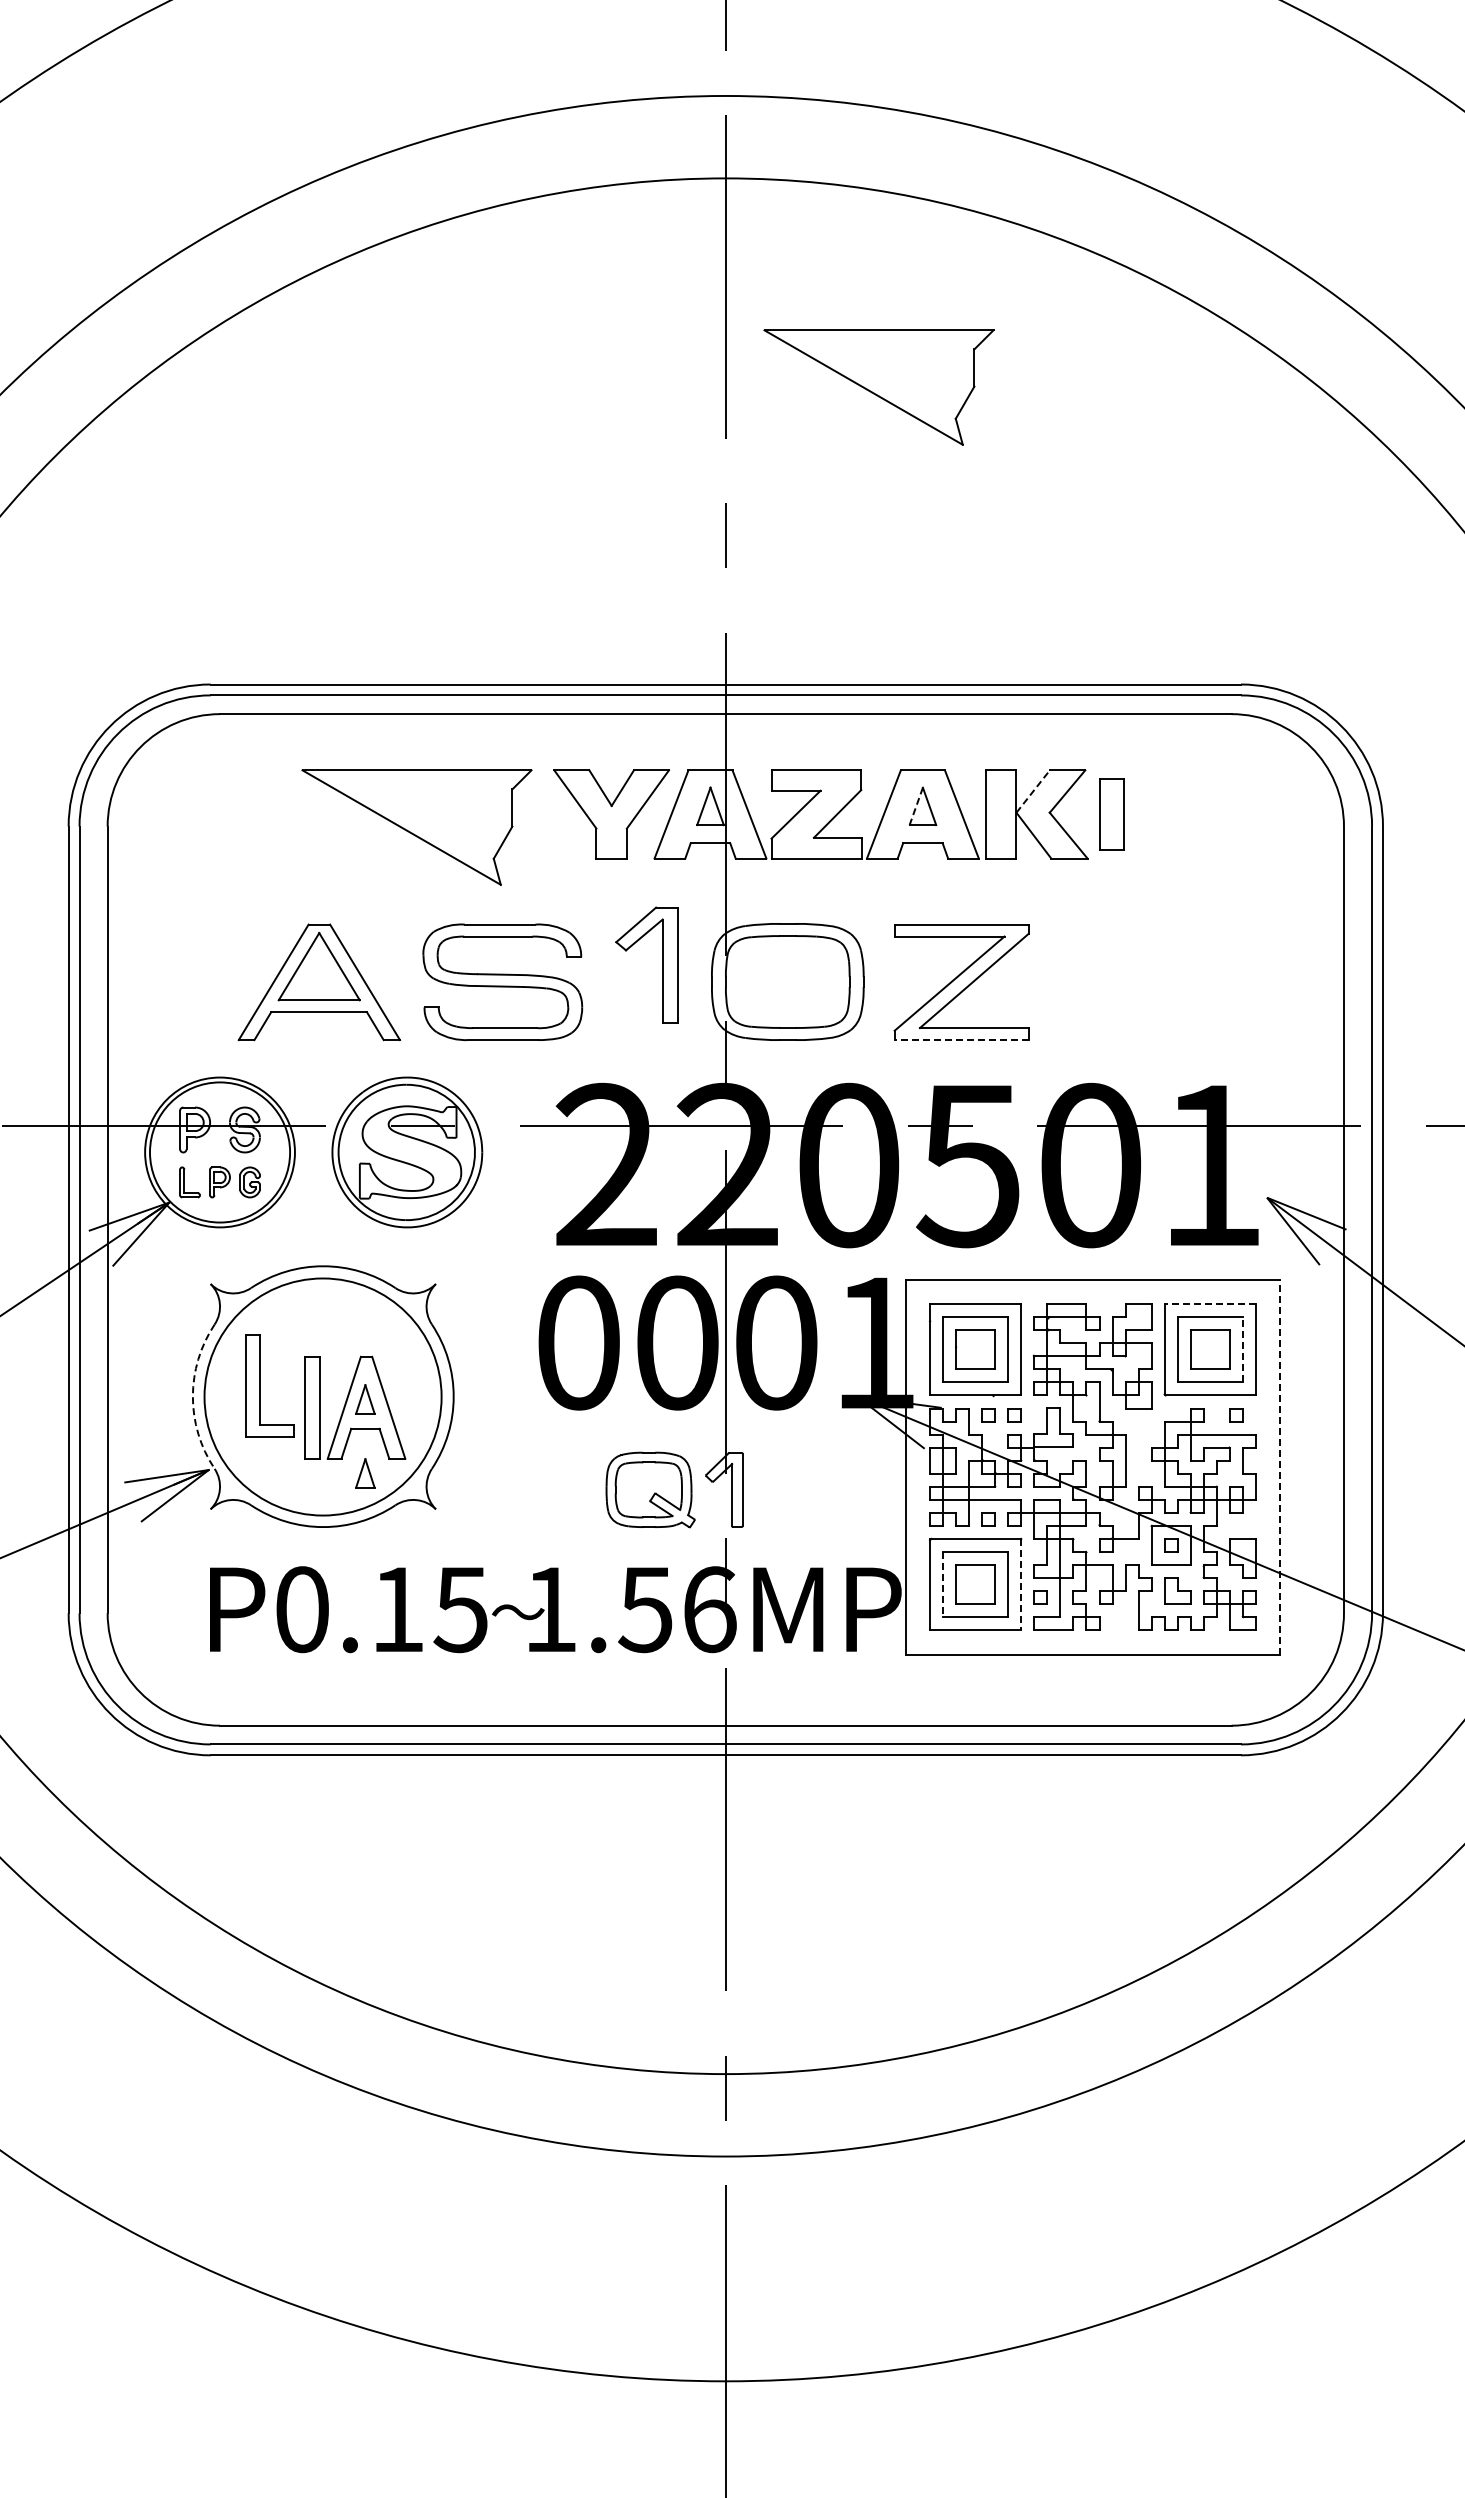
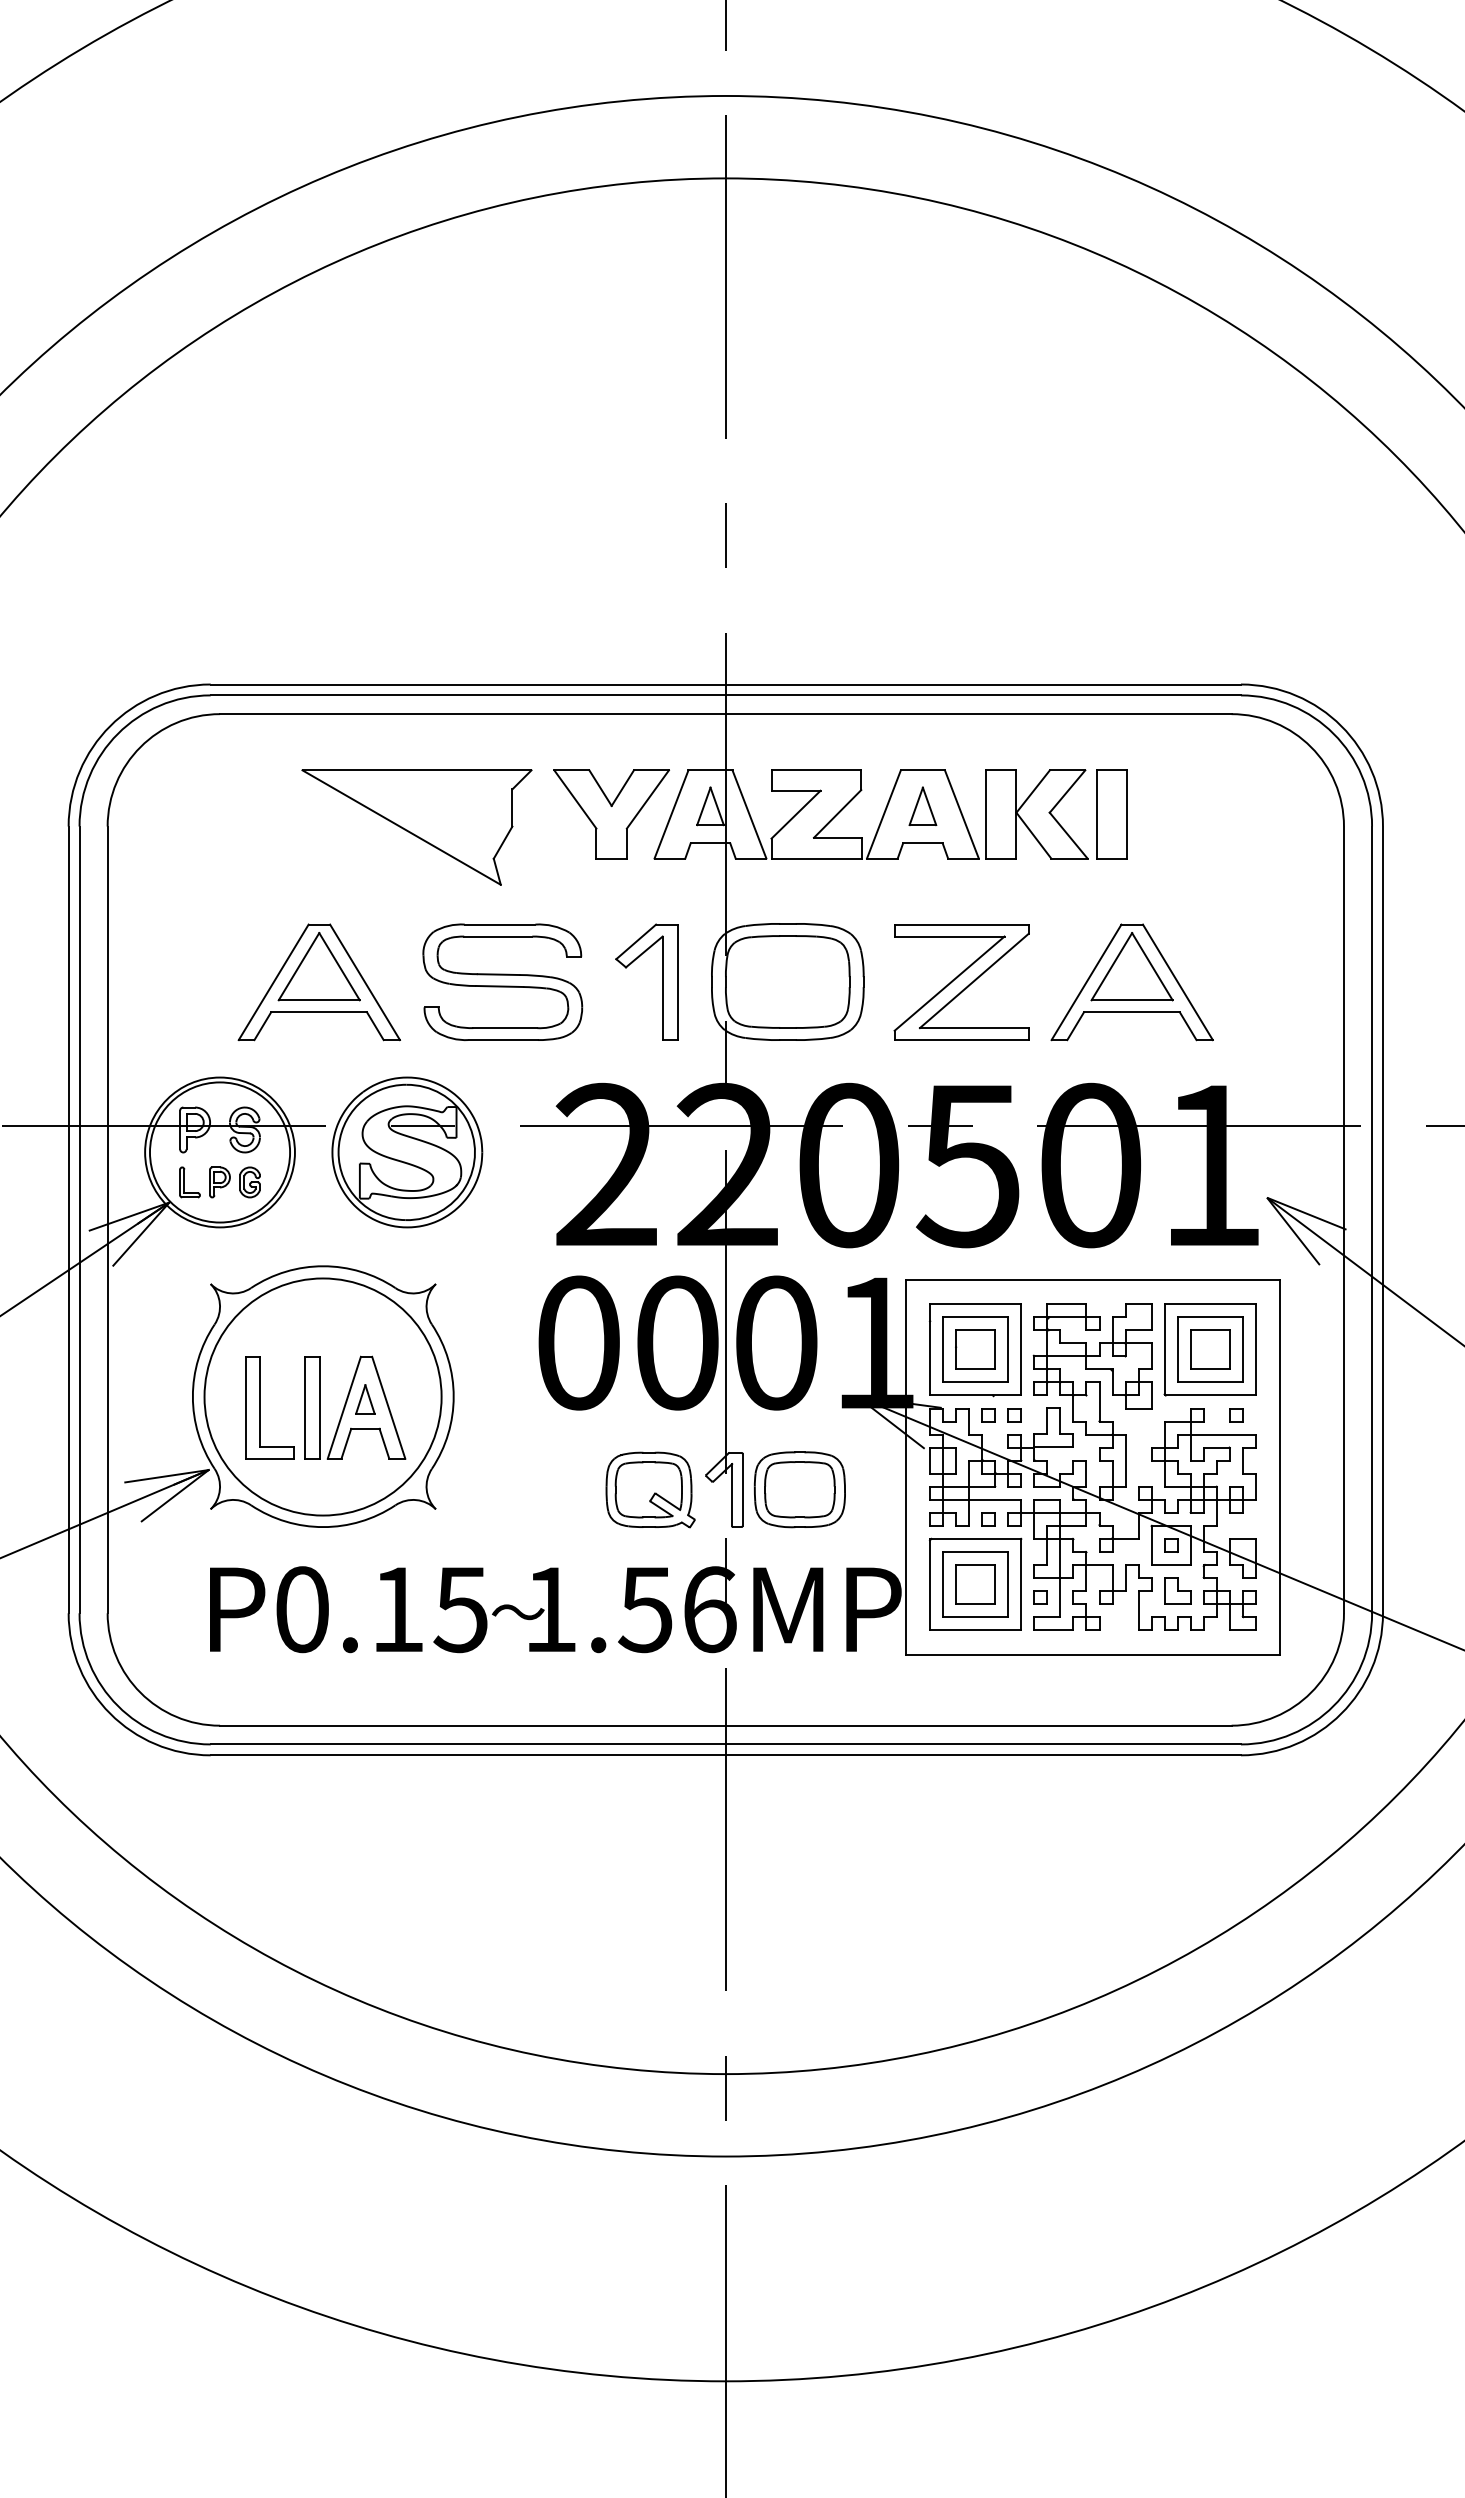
part: present -> none (878, 387)
line: dashed -> solid (1033, 791)
line: dashed -> solid (916, 806)
part size: 26x73 px -> 32x91 px (1111, 814)
part position: (662, 964) -> (662, 981) (662, 981)
part: none -> present (1131, 982)
line: dashed -> solid (961, 1040)
line: dashed -> solid (1210, 1304)
line: dashed -> solid (1242, 1349)
part position: (260, 1385) -> (260, 1407) (260, 1407)
arc: dashed -> solid (192, 1396)
line: dashed -> solid (1280, 1466)
part: present -> none (365, 1473)
part: none -> present (799, 1489)
line: dashed -> solid (943, 1584)
line: dashed -> solid (1021, 1584)
